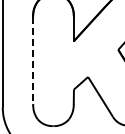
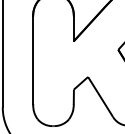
line: dashed -> solid (33, 60)
